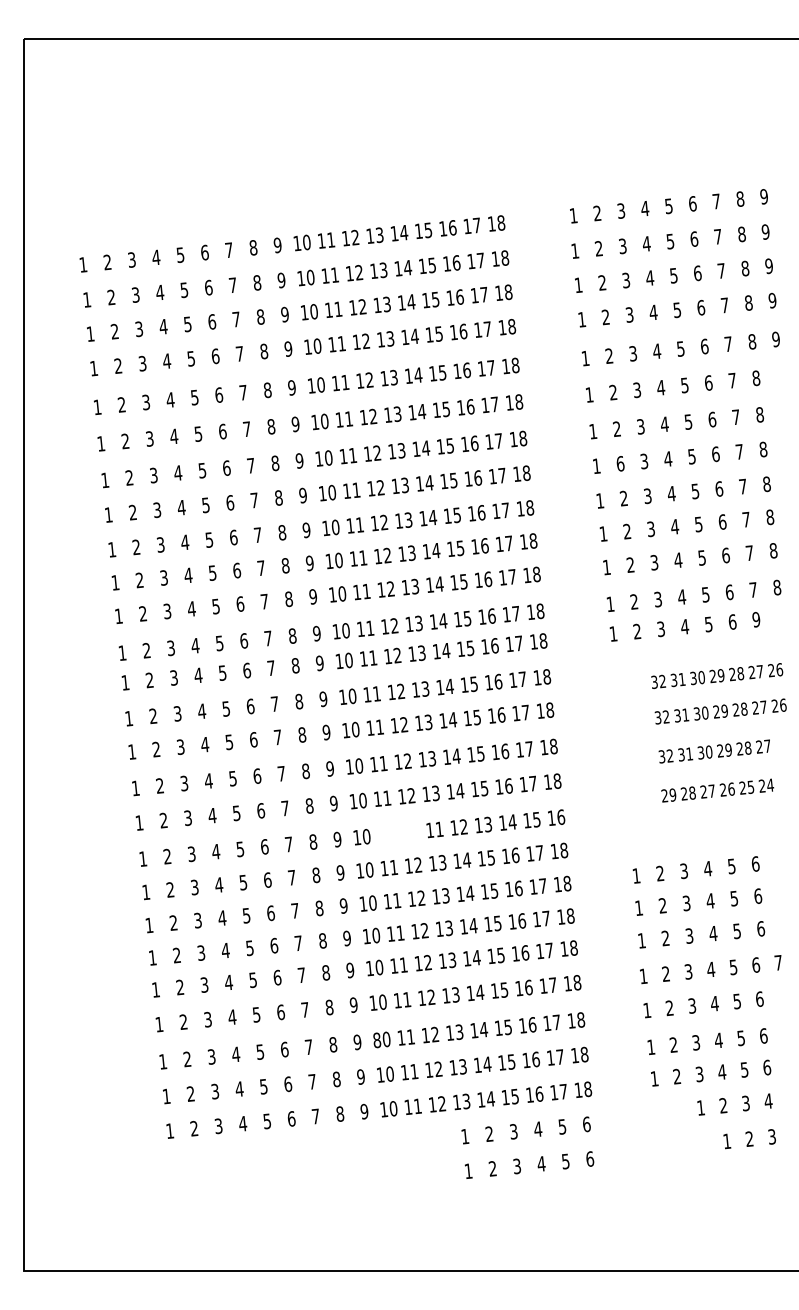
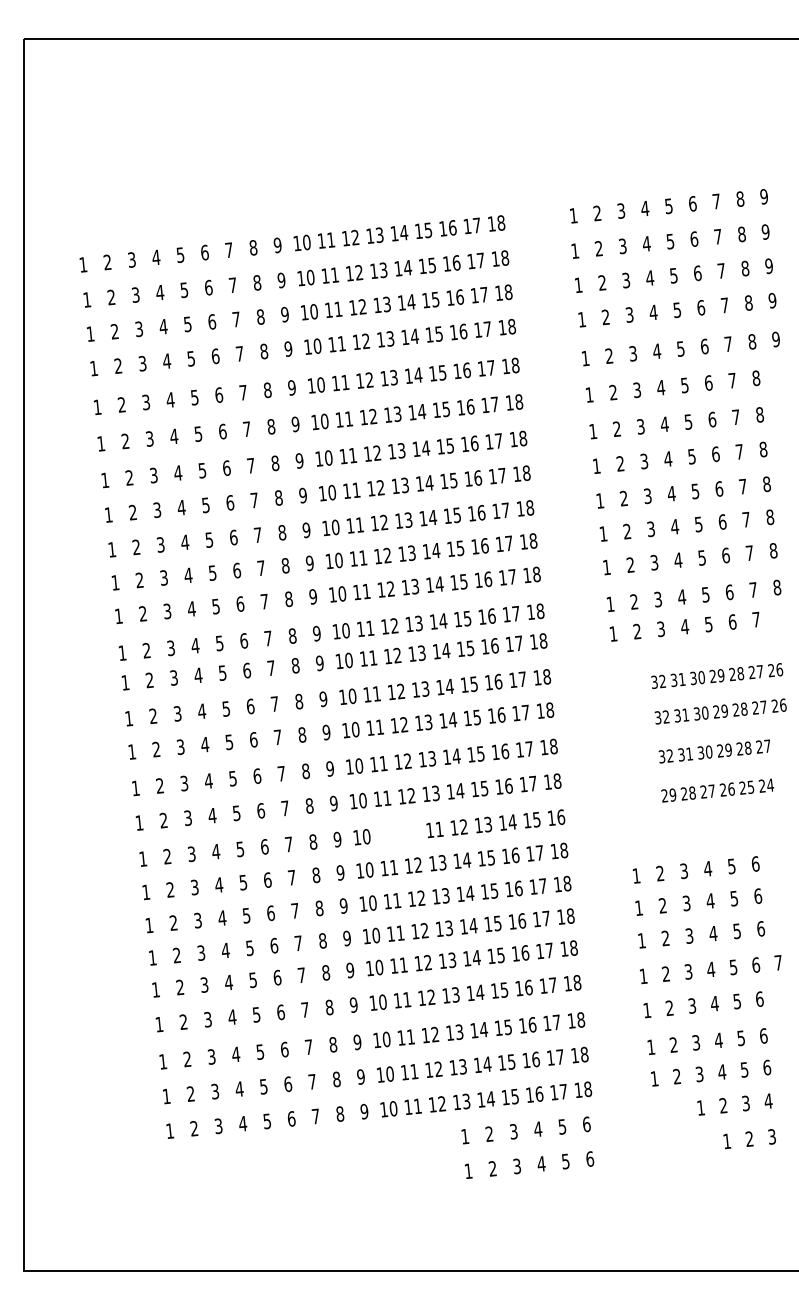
text: 6 -> 2 (620, 463)
text: 9 -> 7 (756, 619)
text: 80 -> 10 (377, 1040)
